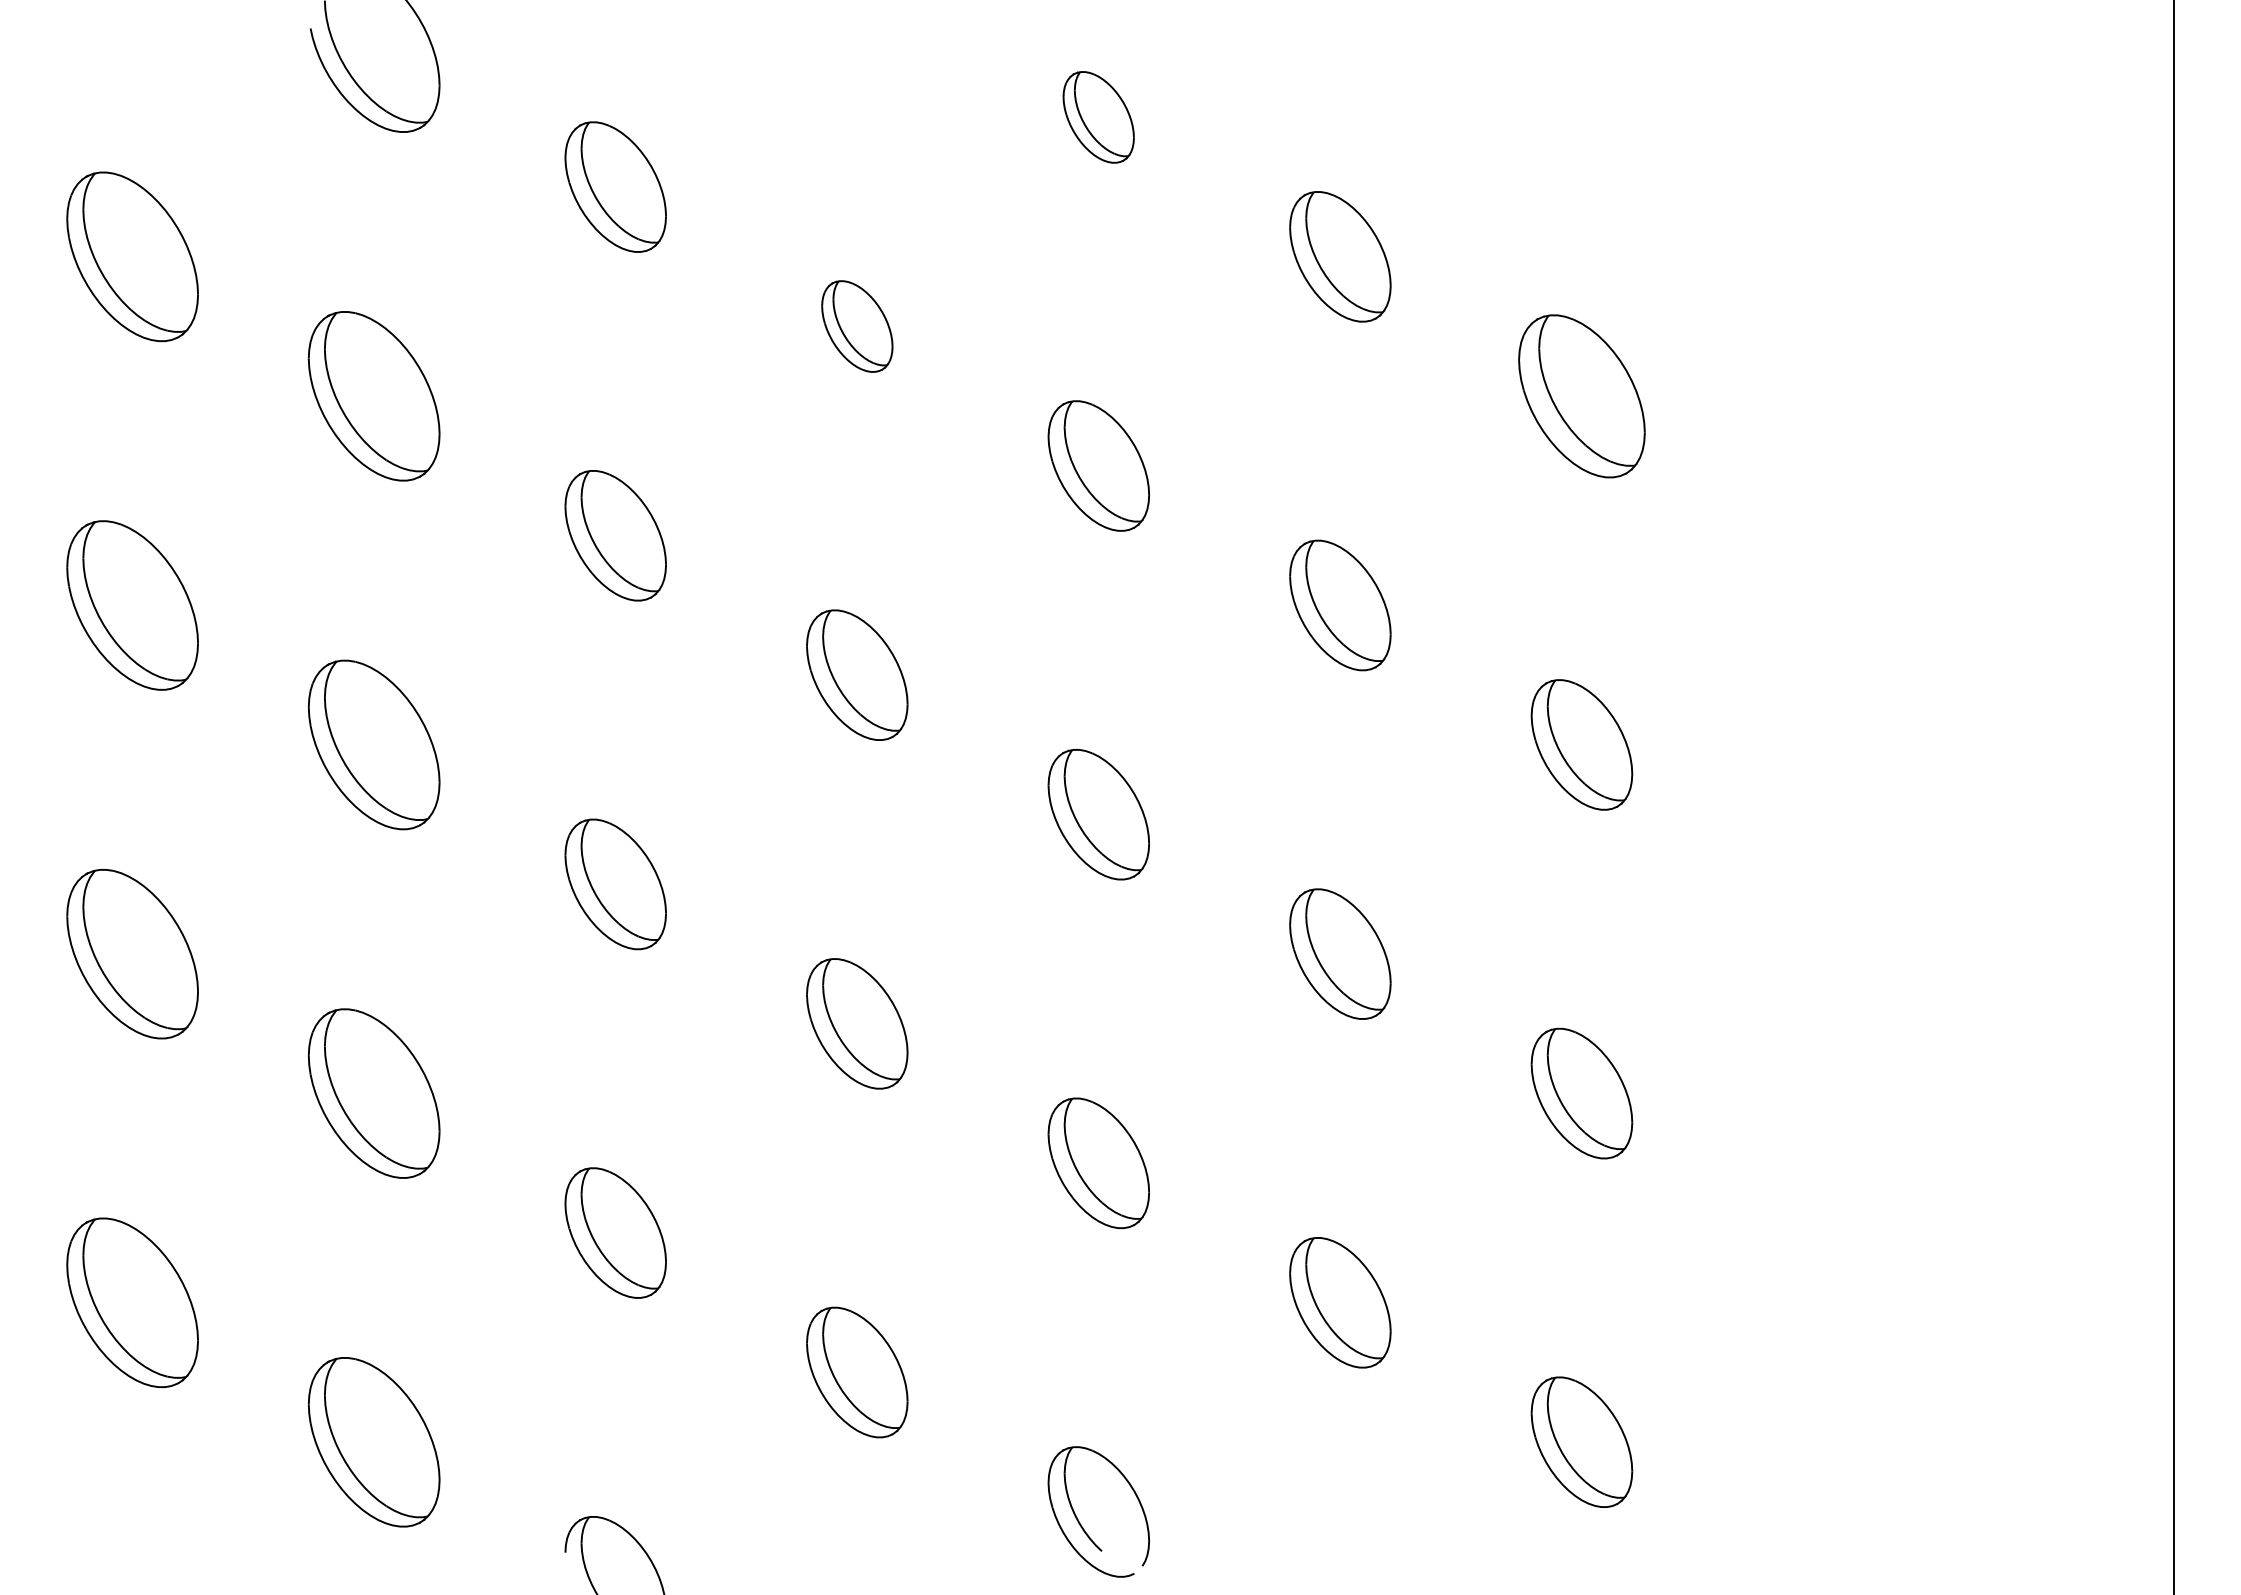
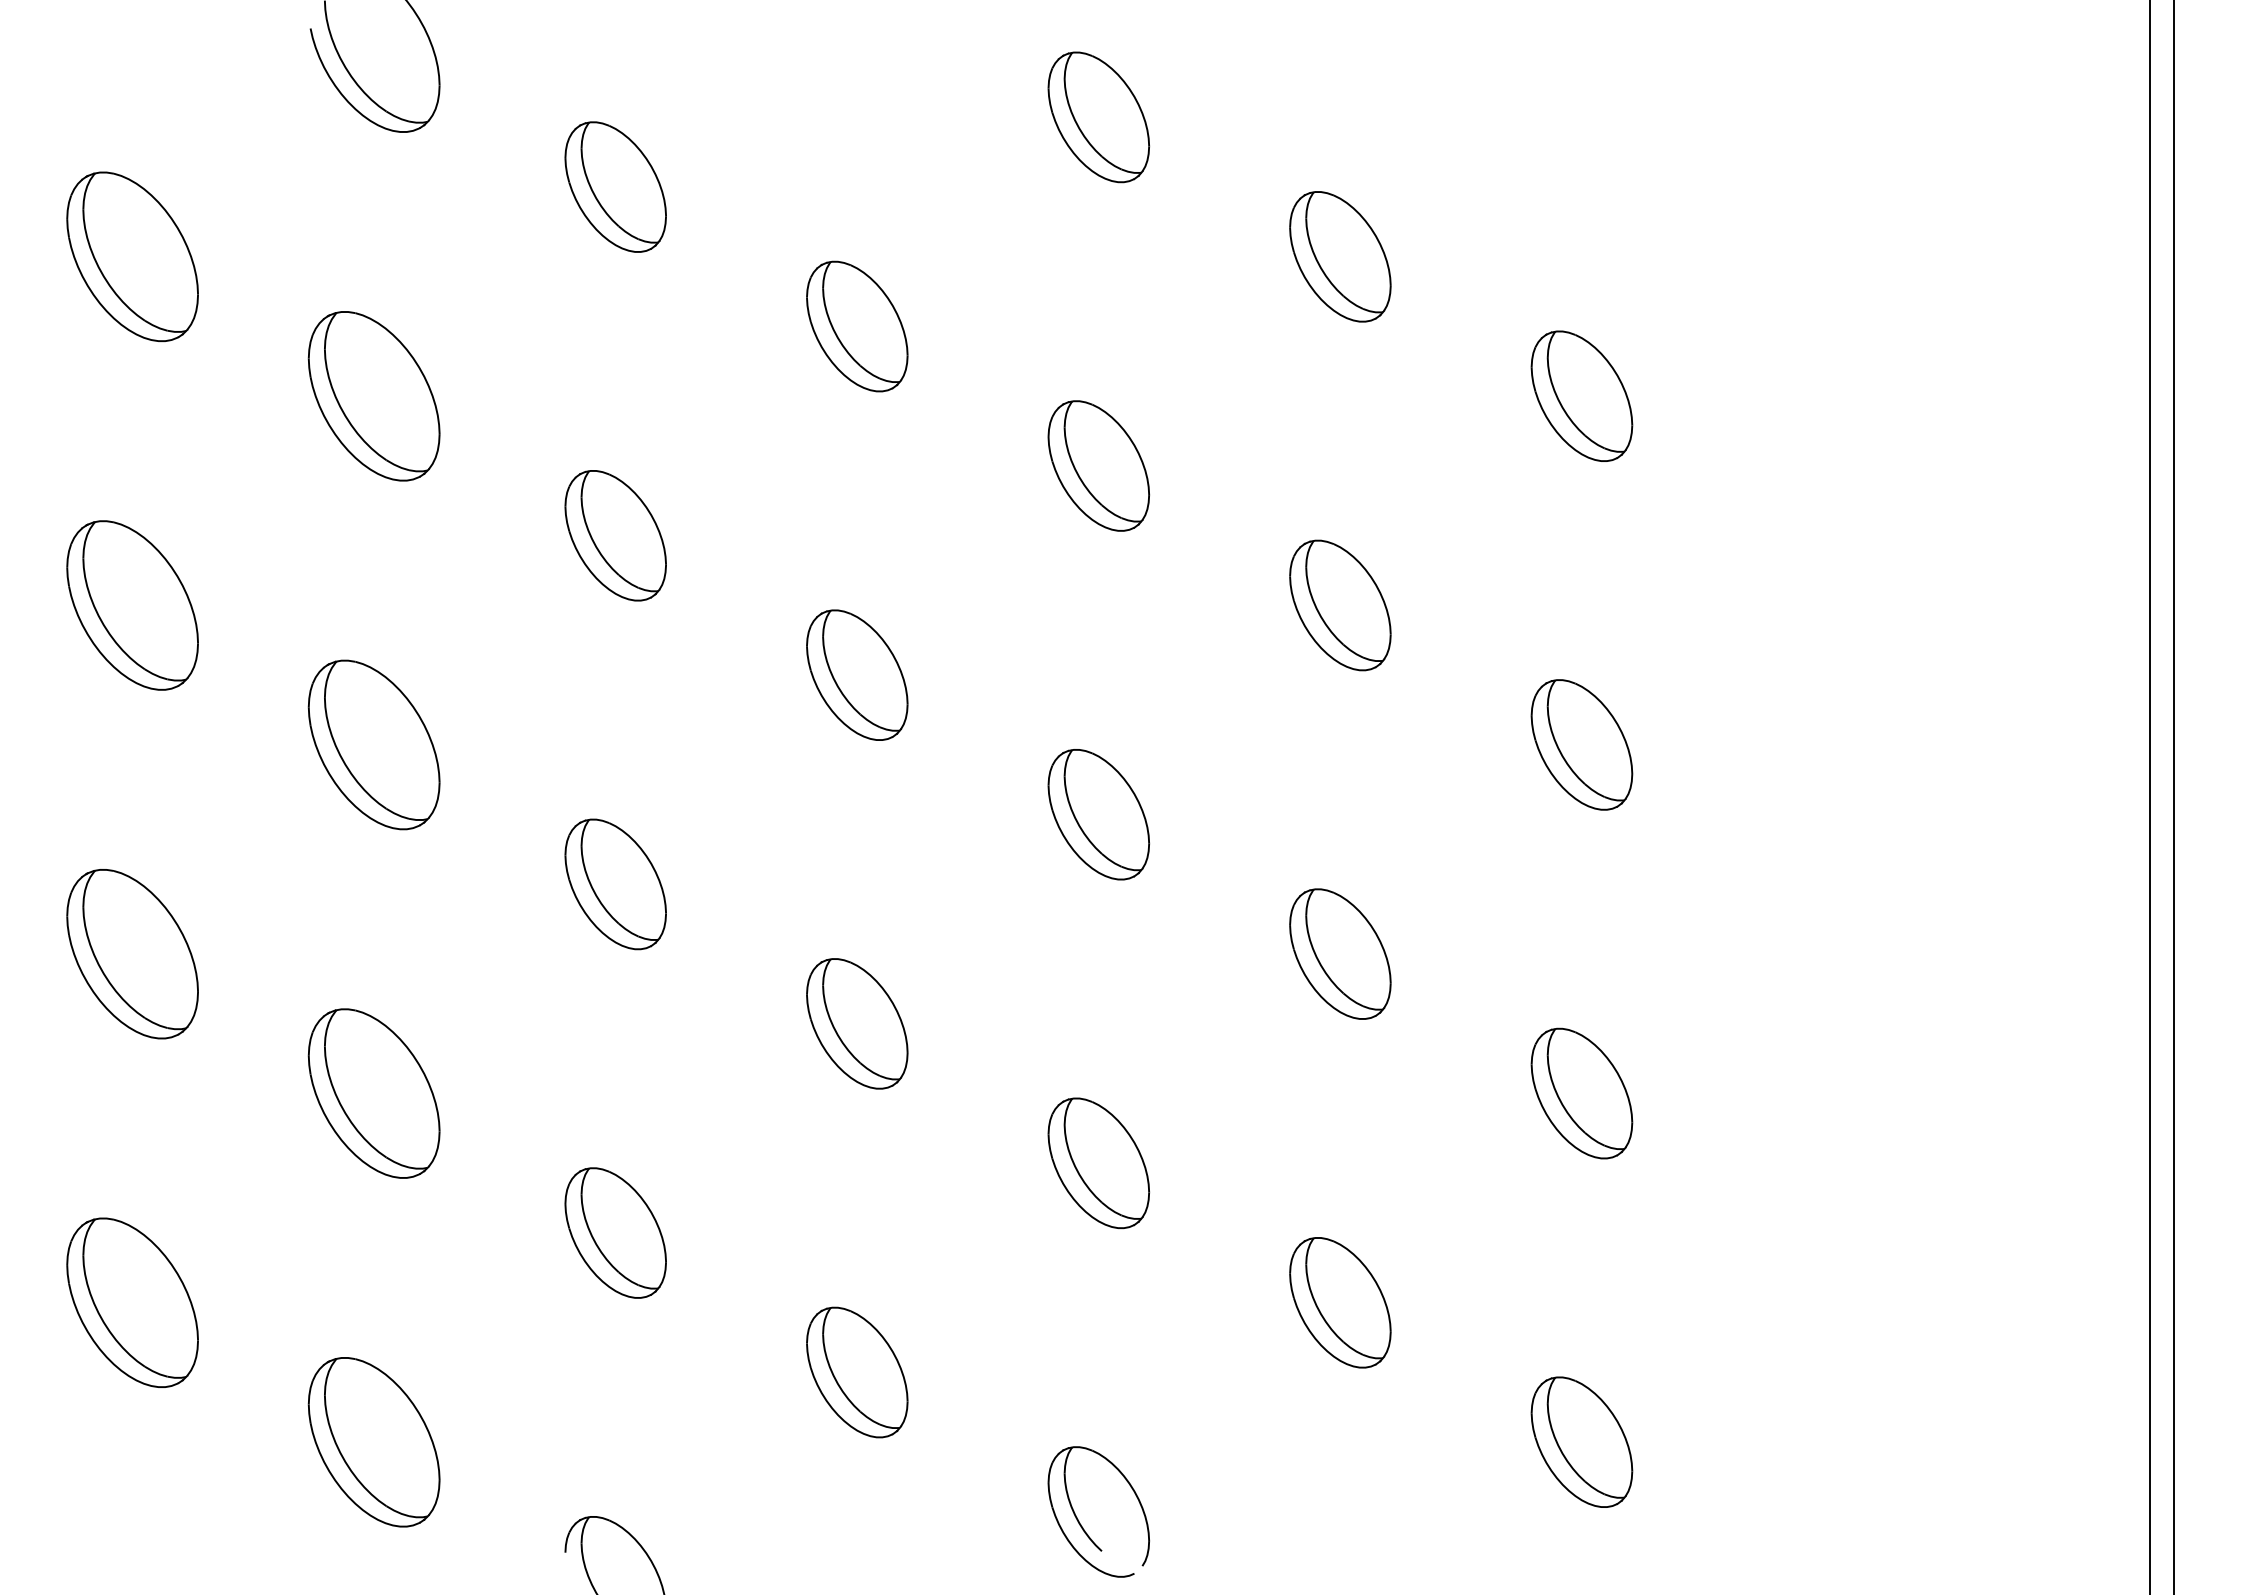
part size: 73x93 px -> 103x133 px (1098, 117)
part size: 73x93 px -> 103x133 px (857, 326)
part size: 128x165 px -> 104x132 px (1581, 395)
line: none -> present (2149, 796)
